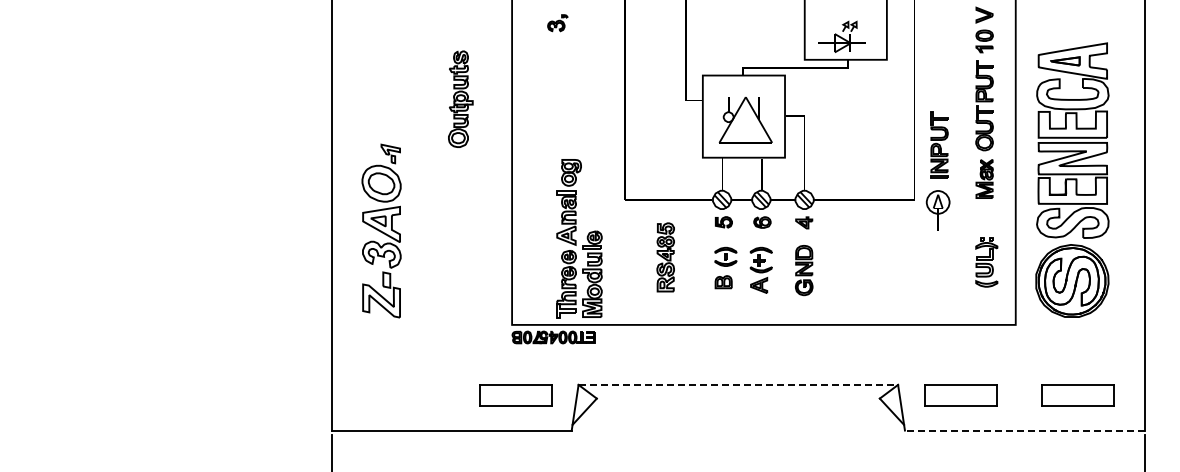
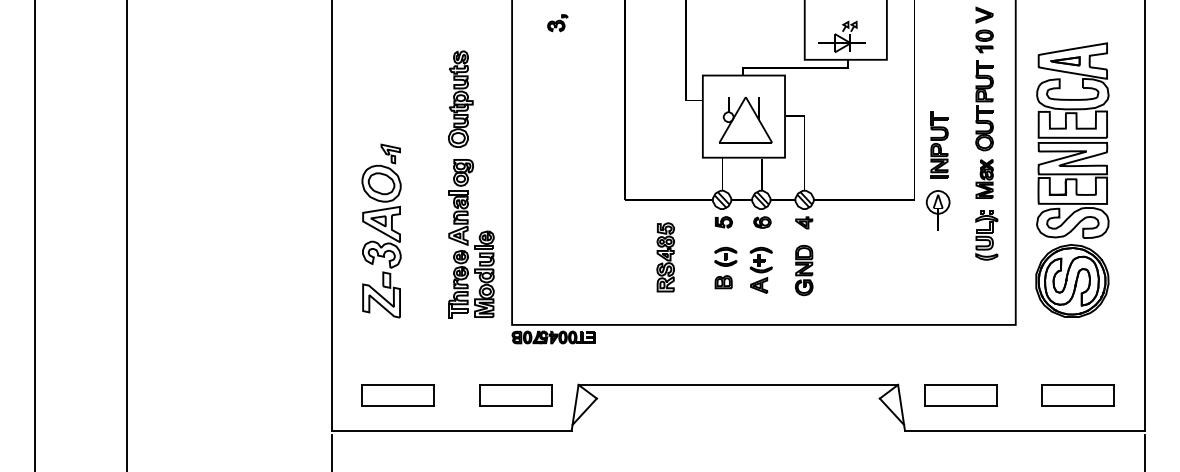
line: none -> present (35, 235)
line: none -> present (126, 235)
part position: (579, 238) -> (471, 238) (471, 238)
part position: (986, 262) -> (986, 235) (986, 235)
line: dashed -> solid (738, 384)
part: none -> present (397, 395)
line: dashed -> solid (1024, 430)
